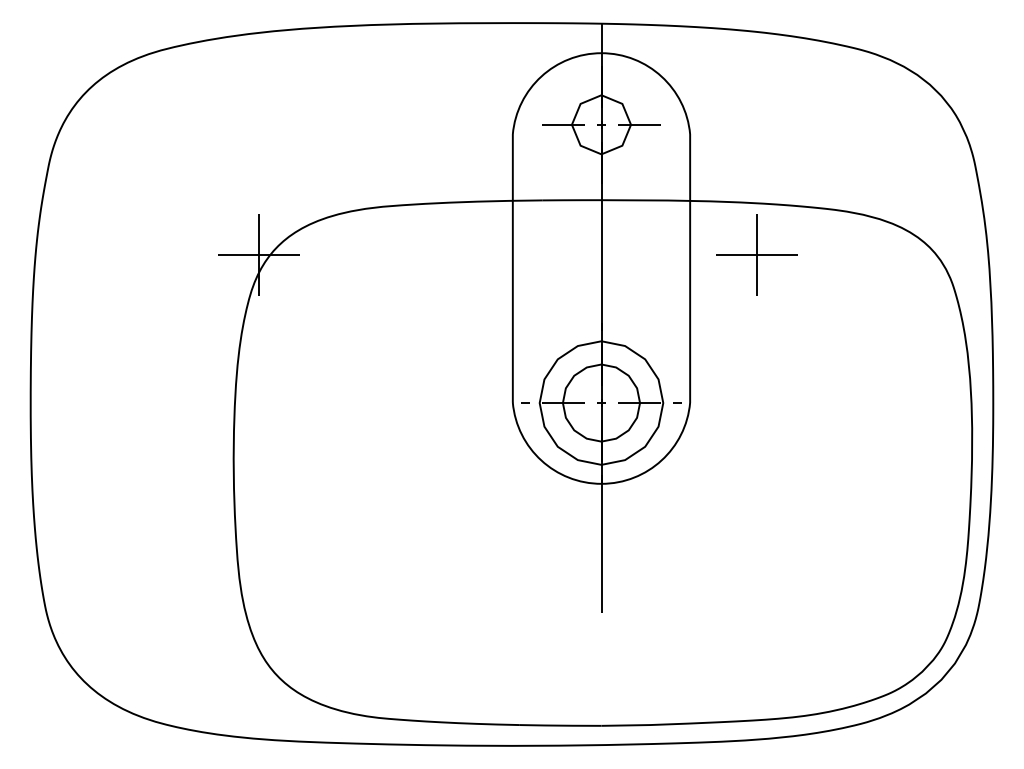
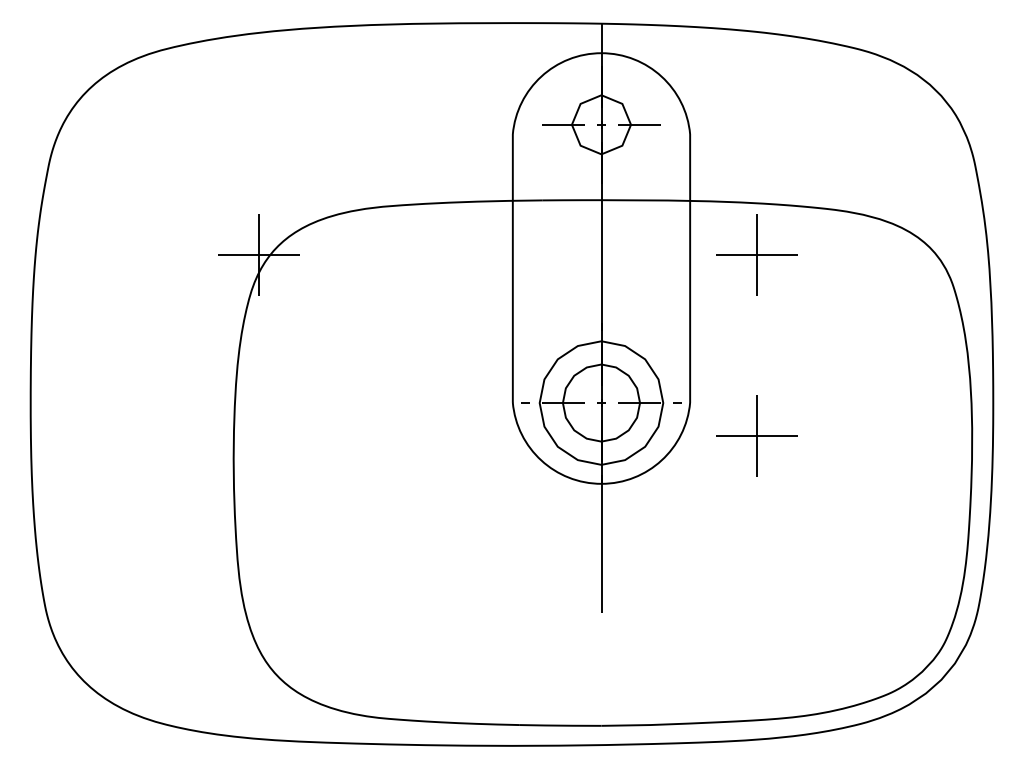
part: none -> present (756, 435)
